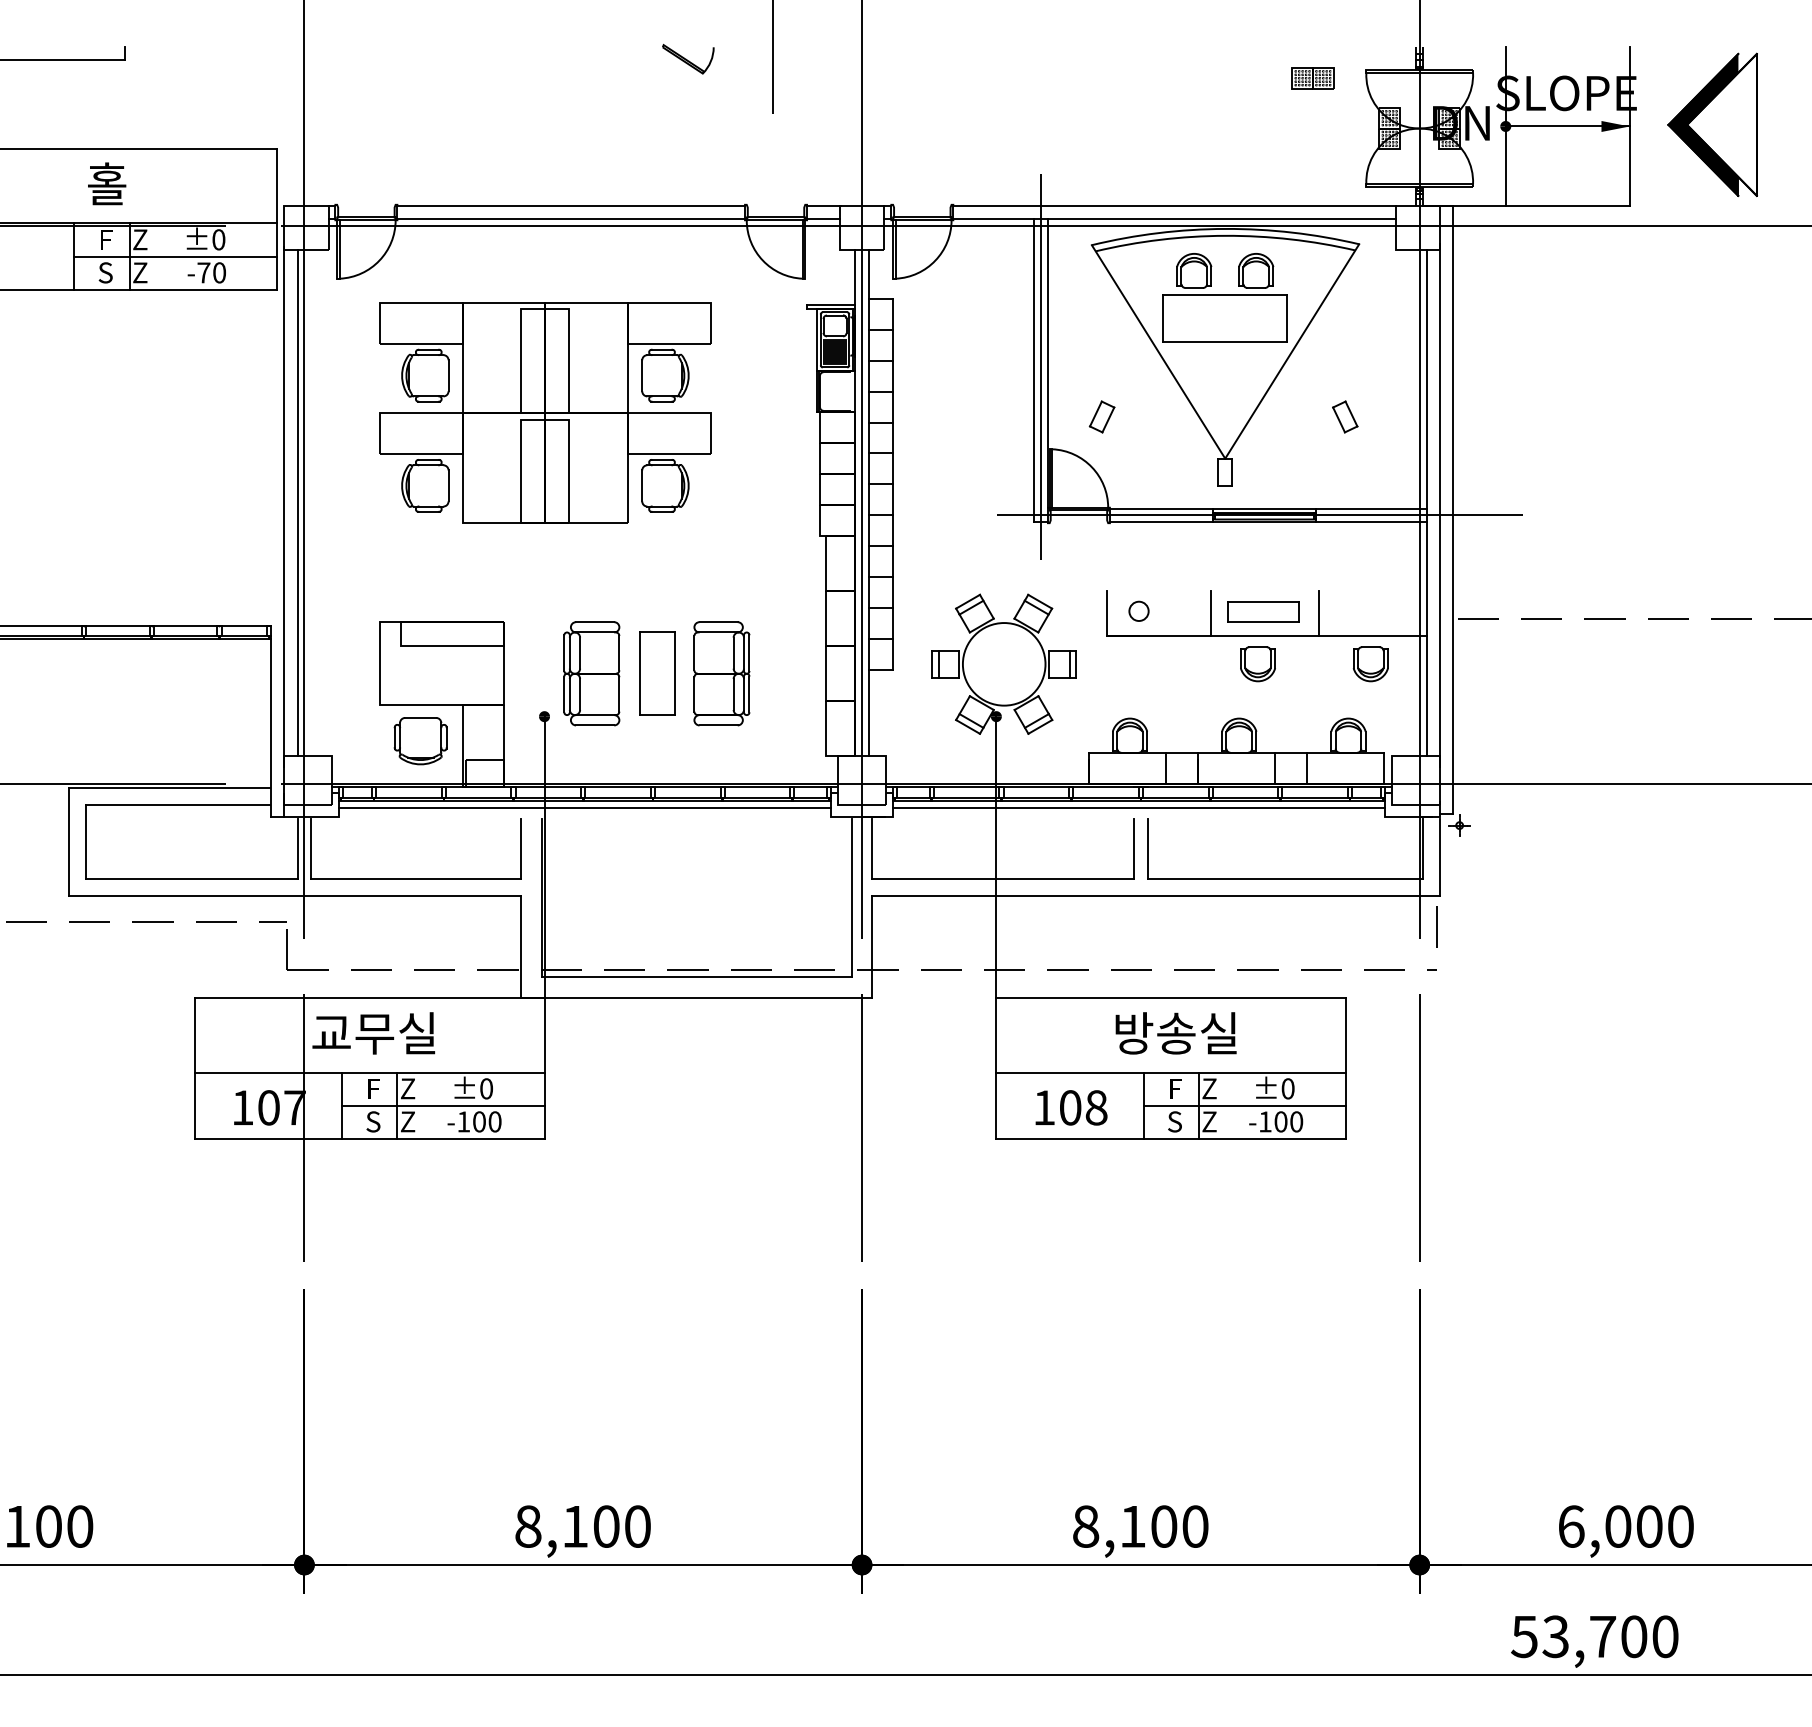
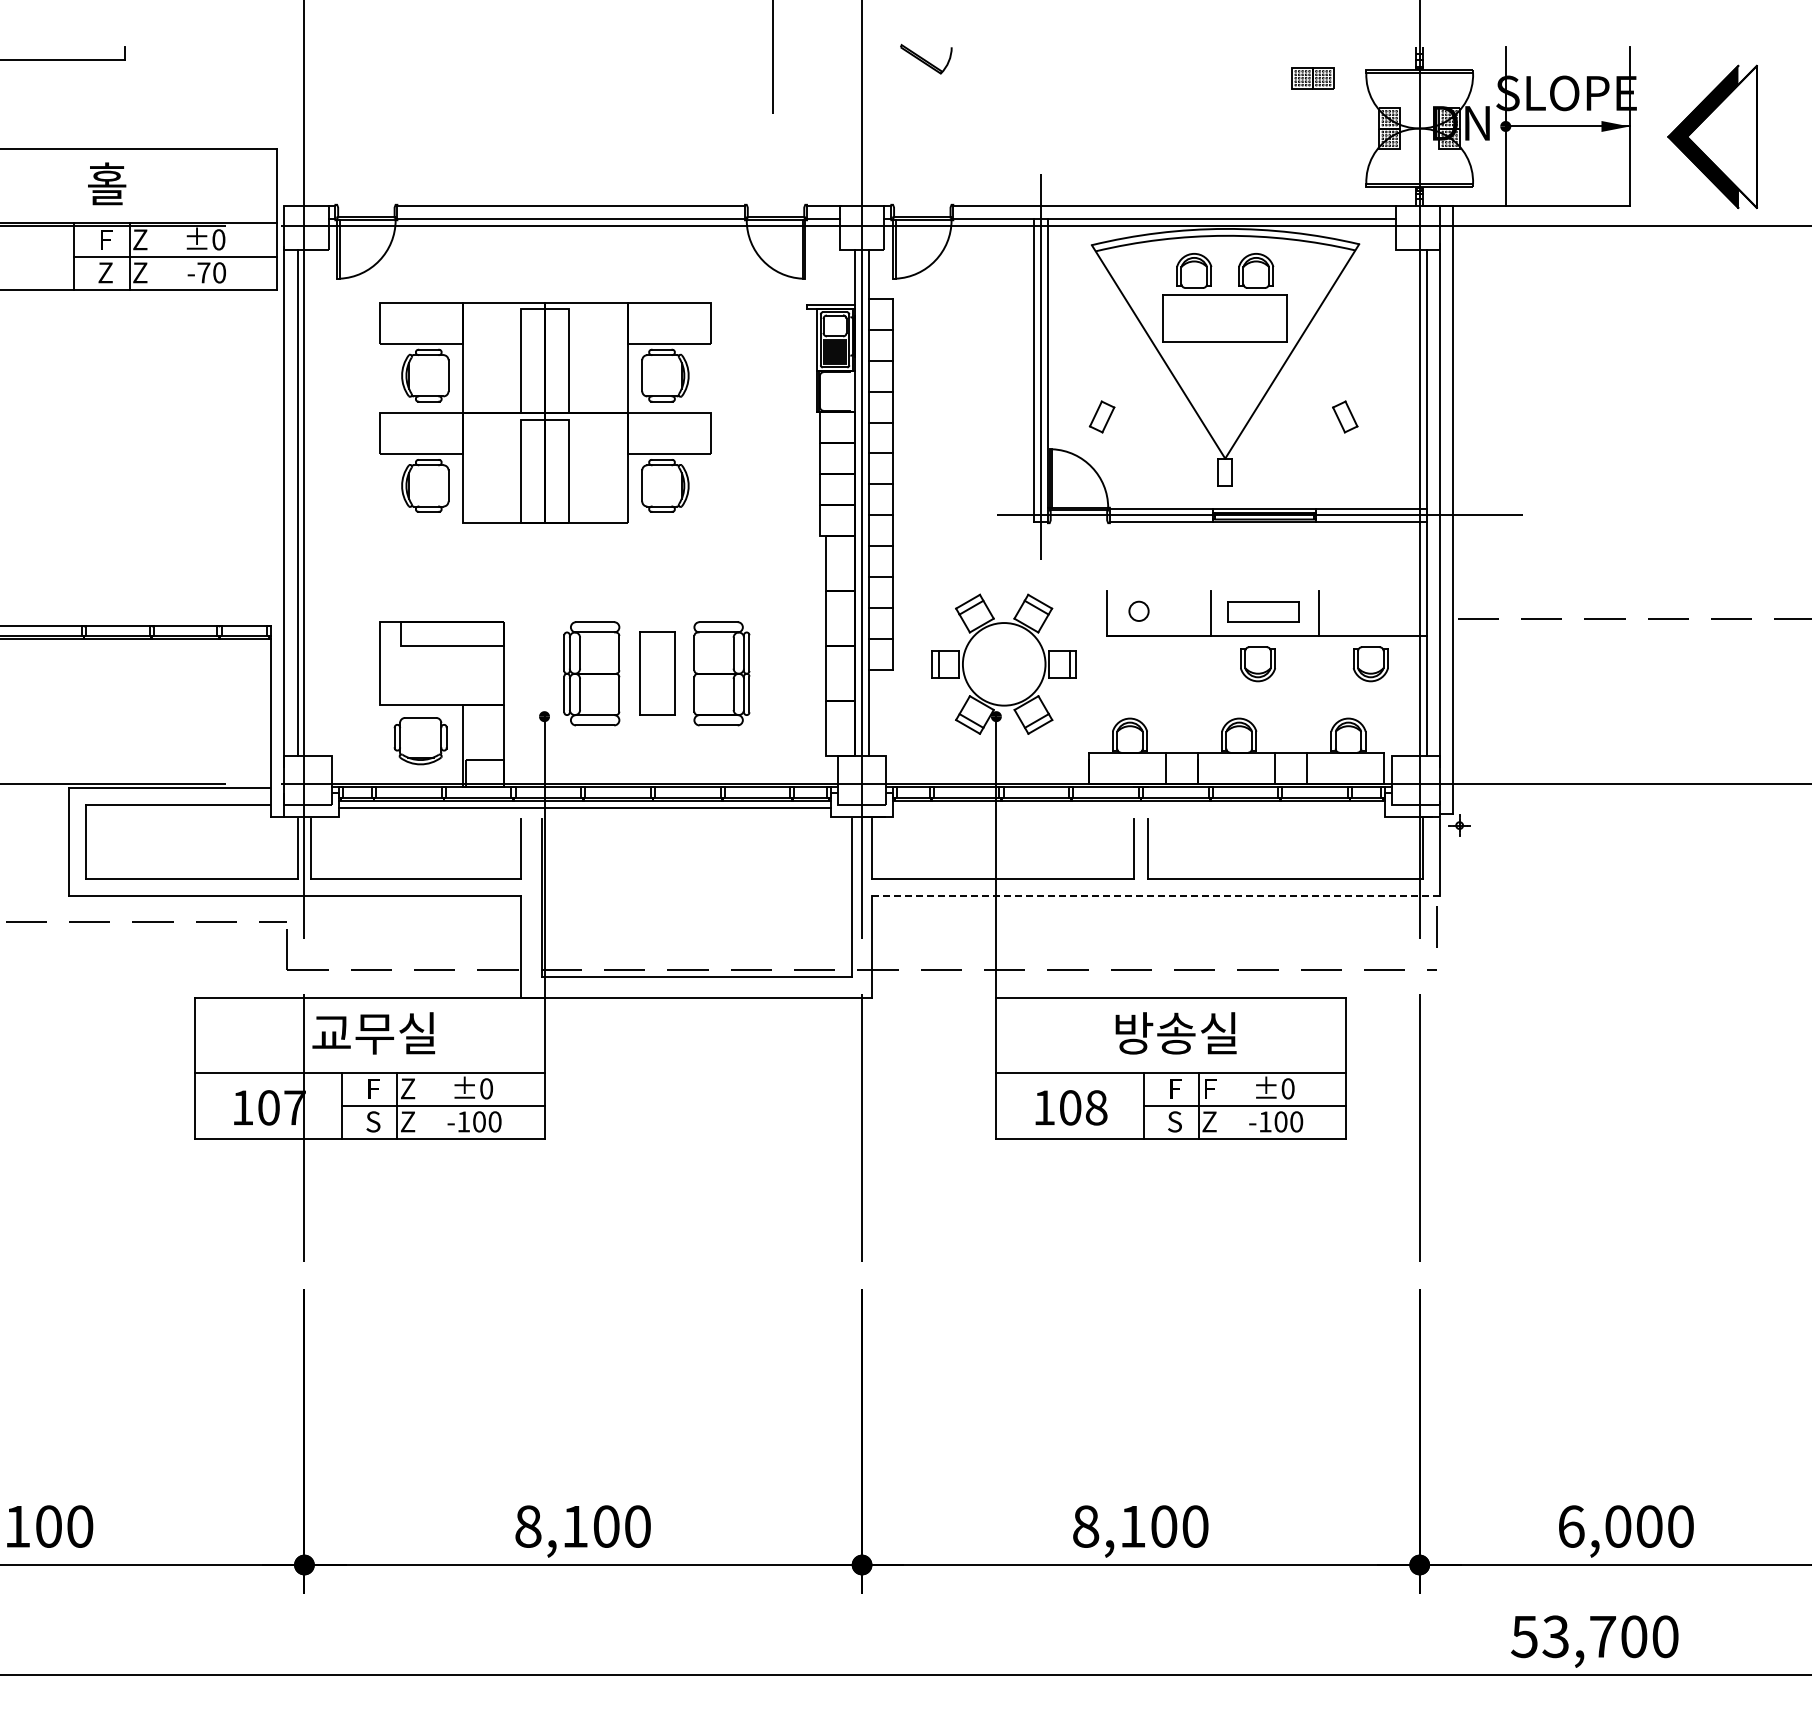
part position: (688, 58) -> (926, 58) (926, 58)
part position: (1712, 124) -> (1712, 136) (1712, 136)
text: S -> Z (105, 272)
line: present -> none (1139, 808)
line: solid -> dashed (1156, 896)
text: Z -> F (1209, 1088)
